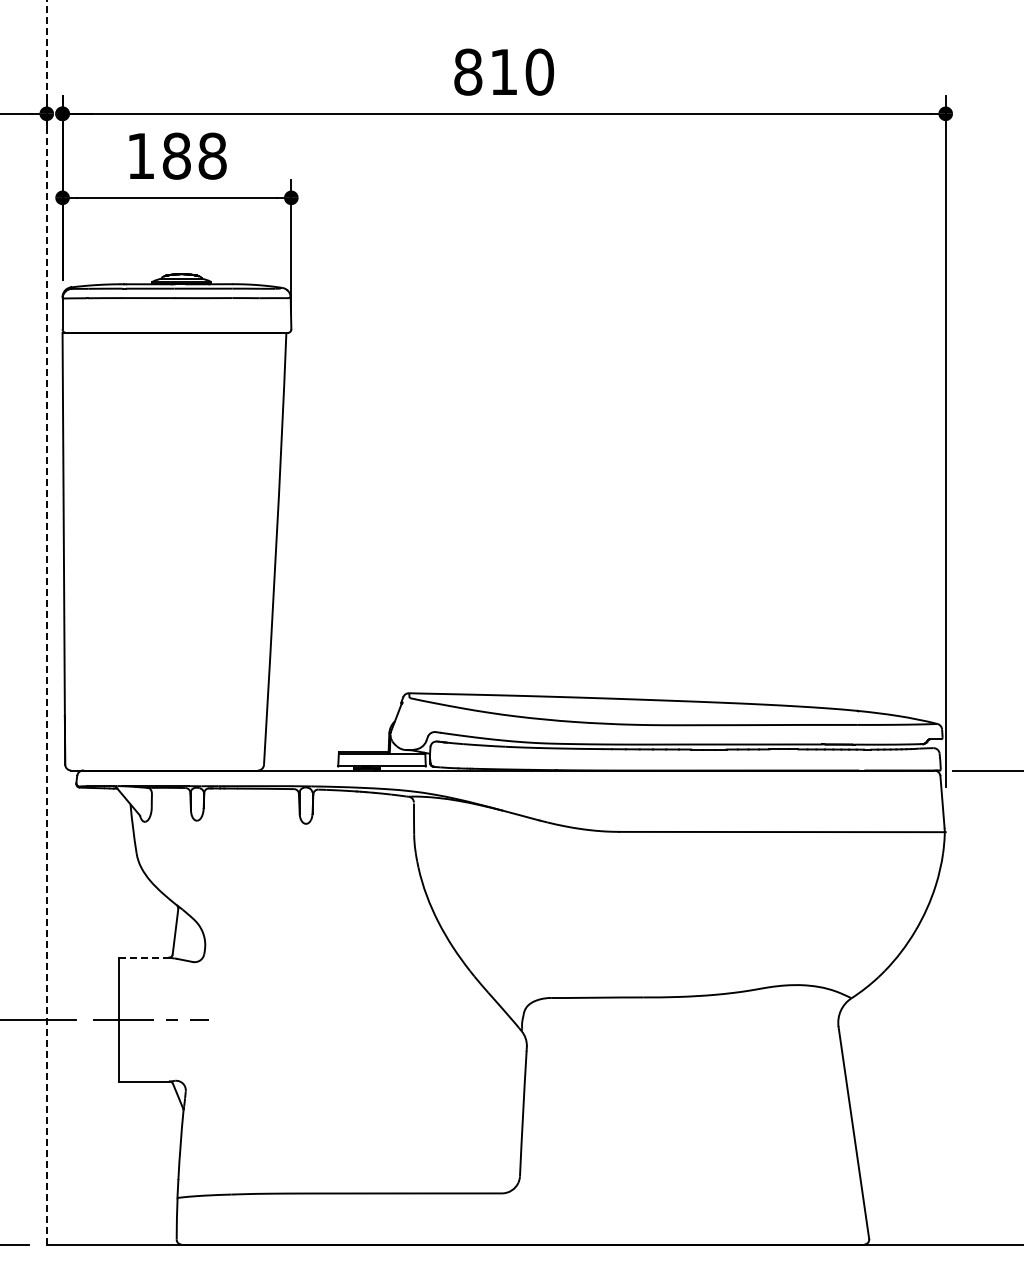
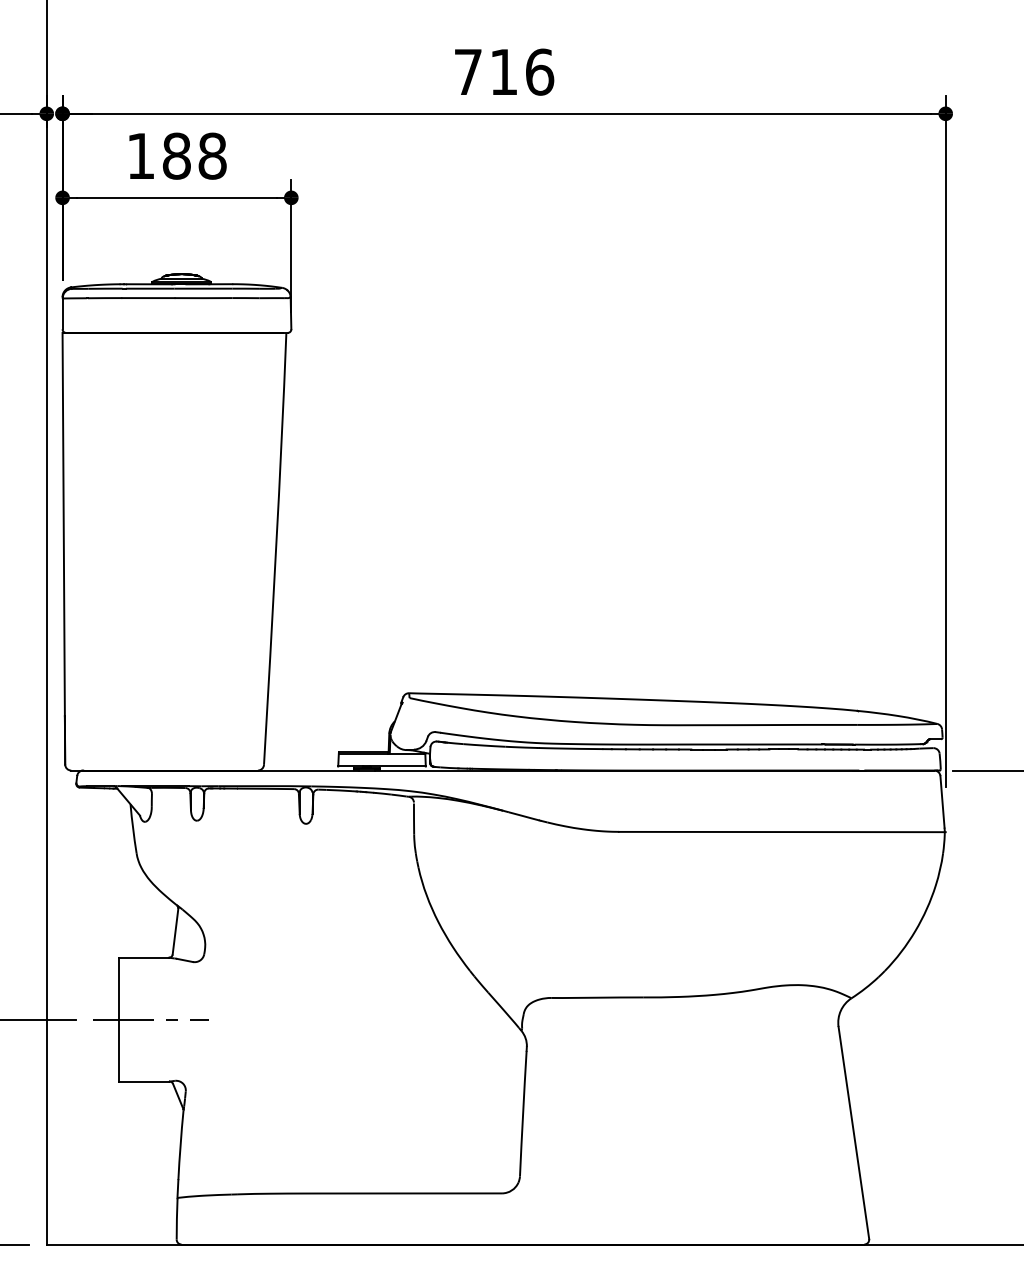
text: 810 -> 716 (504, 71)
line: dashed -> solid (46, 622)
line: dashed -> solid (144, 957)
